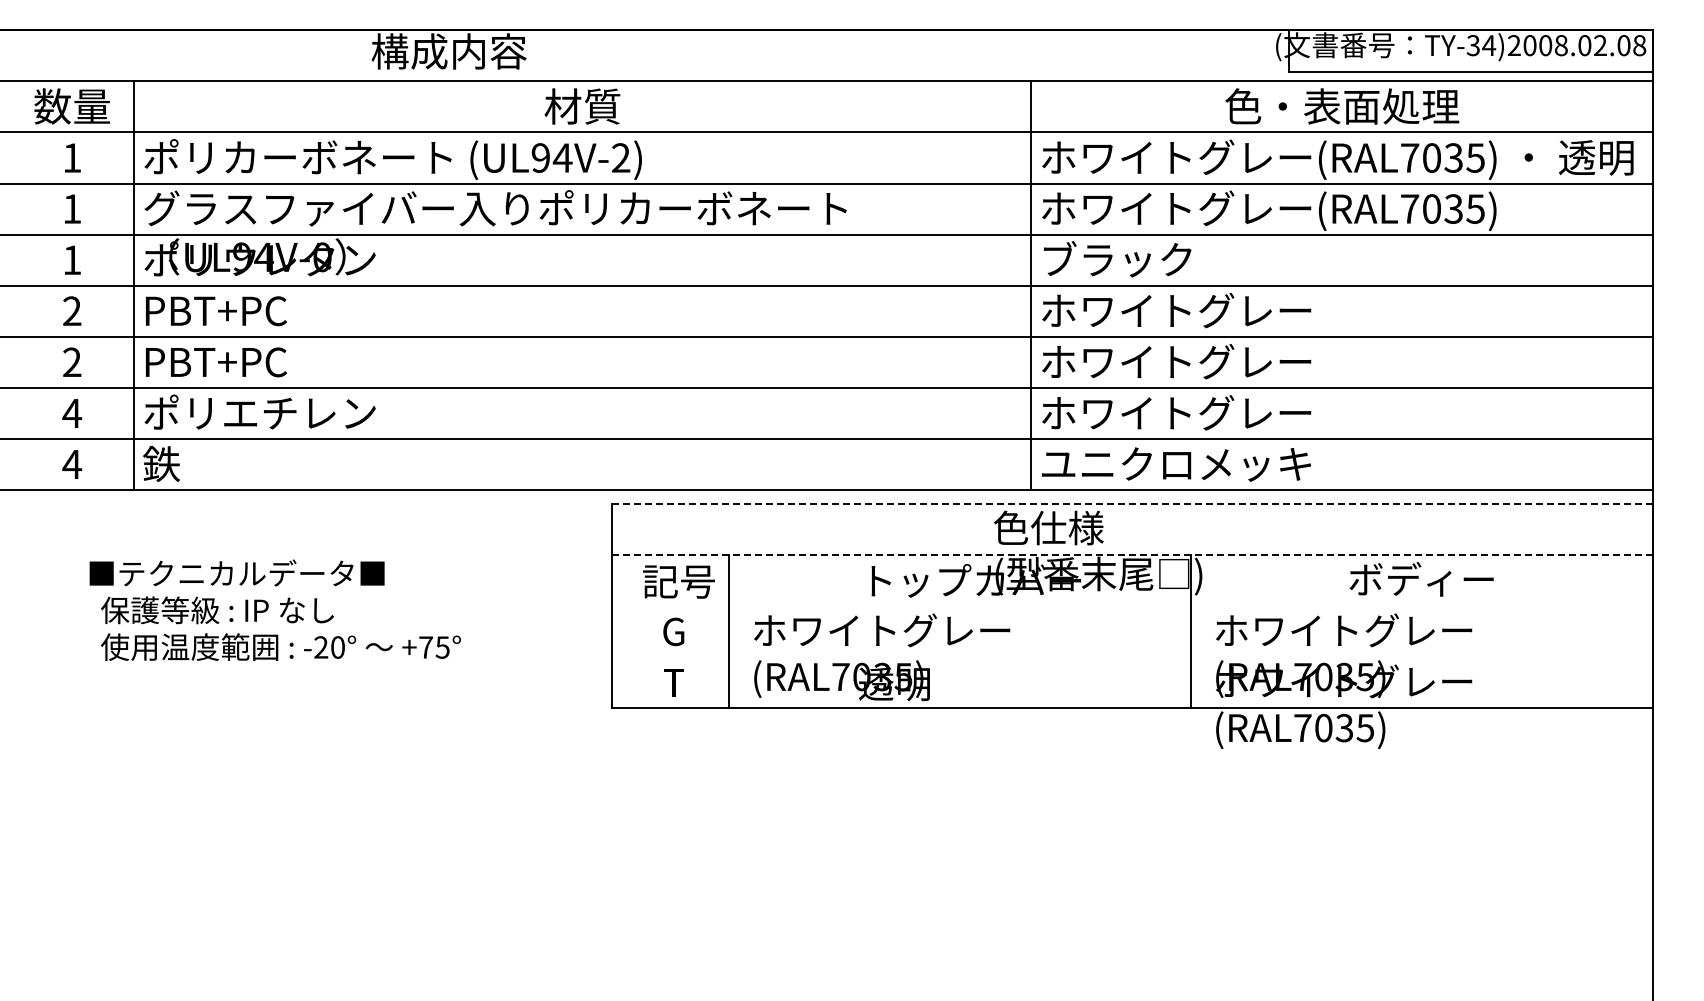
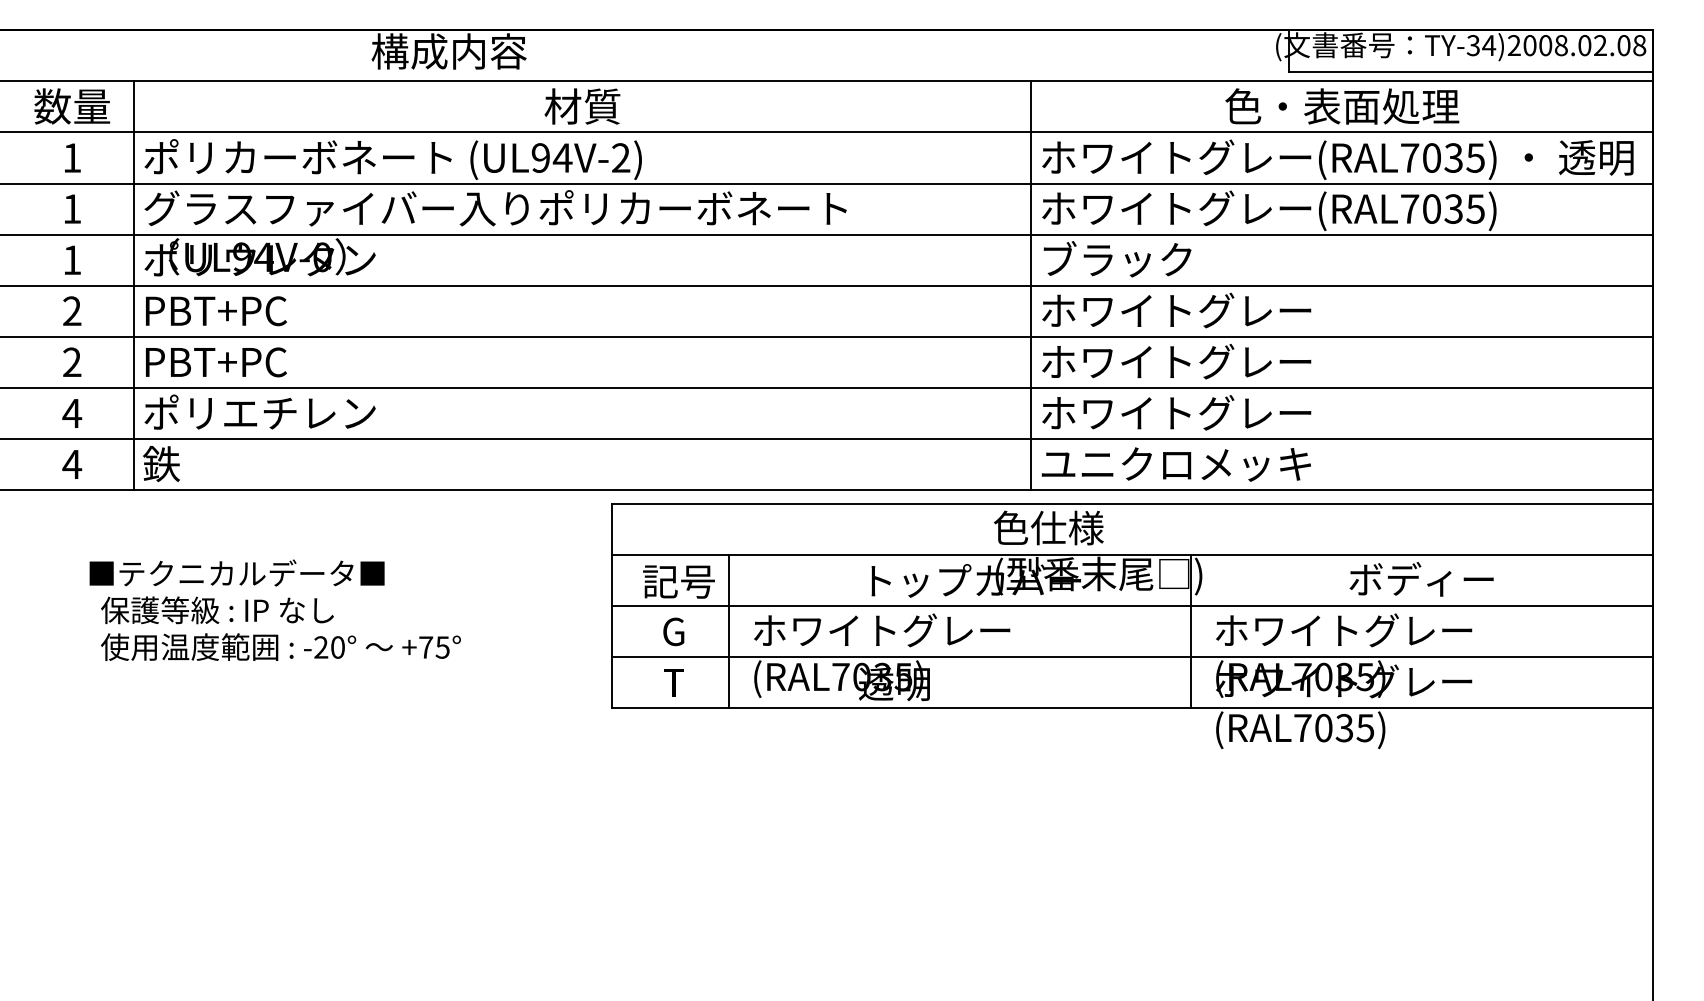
line: dashed -> solid (1132, 503)
line: dashed -> solid (1132, 554)
line: none -> present (1131, 606)
line: none -> present (1131, 657)
